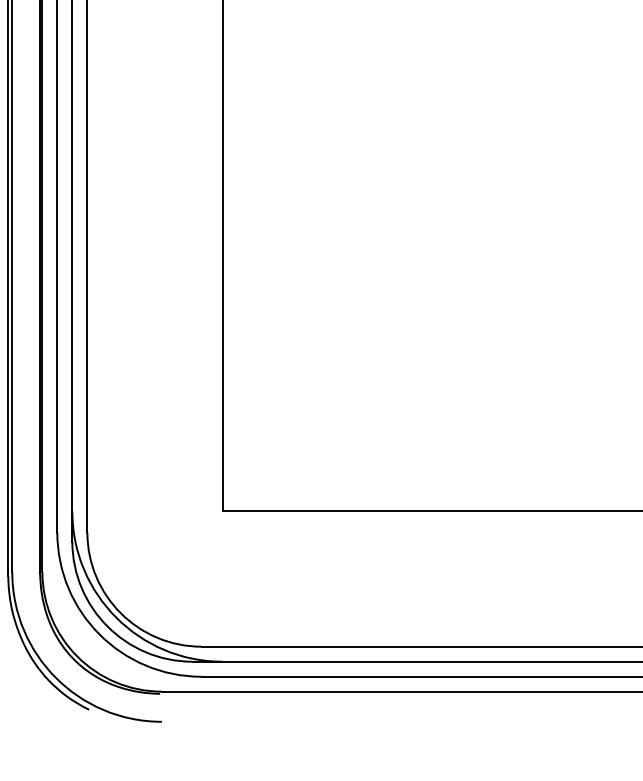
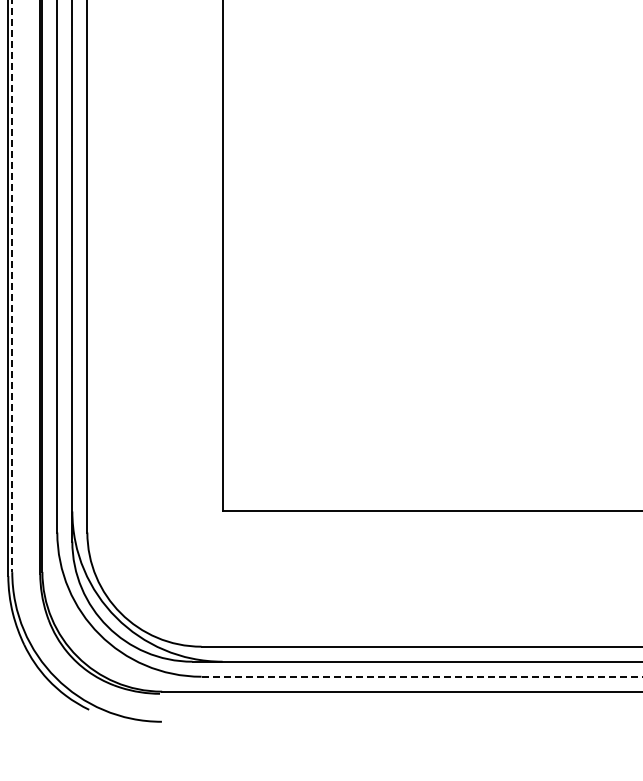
line: solid -> dashed (12, 286)
line: solid -> dashed (422, 676)
